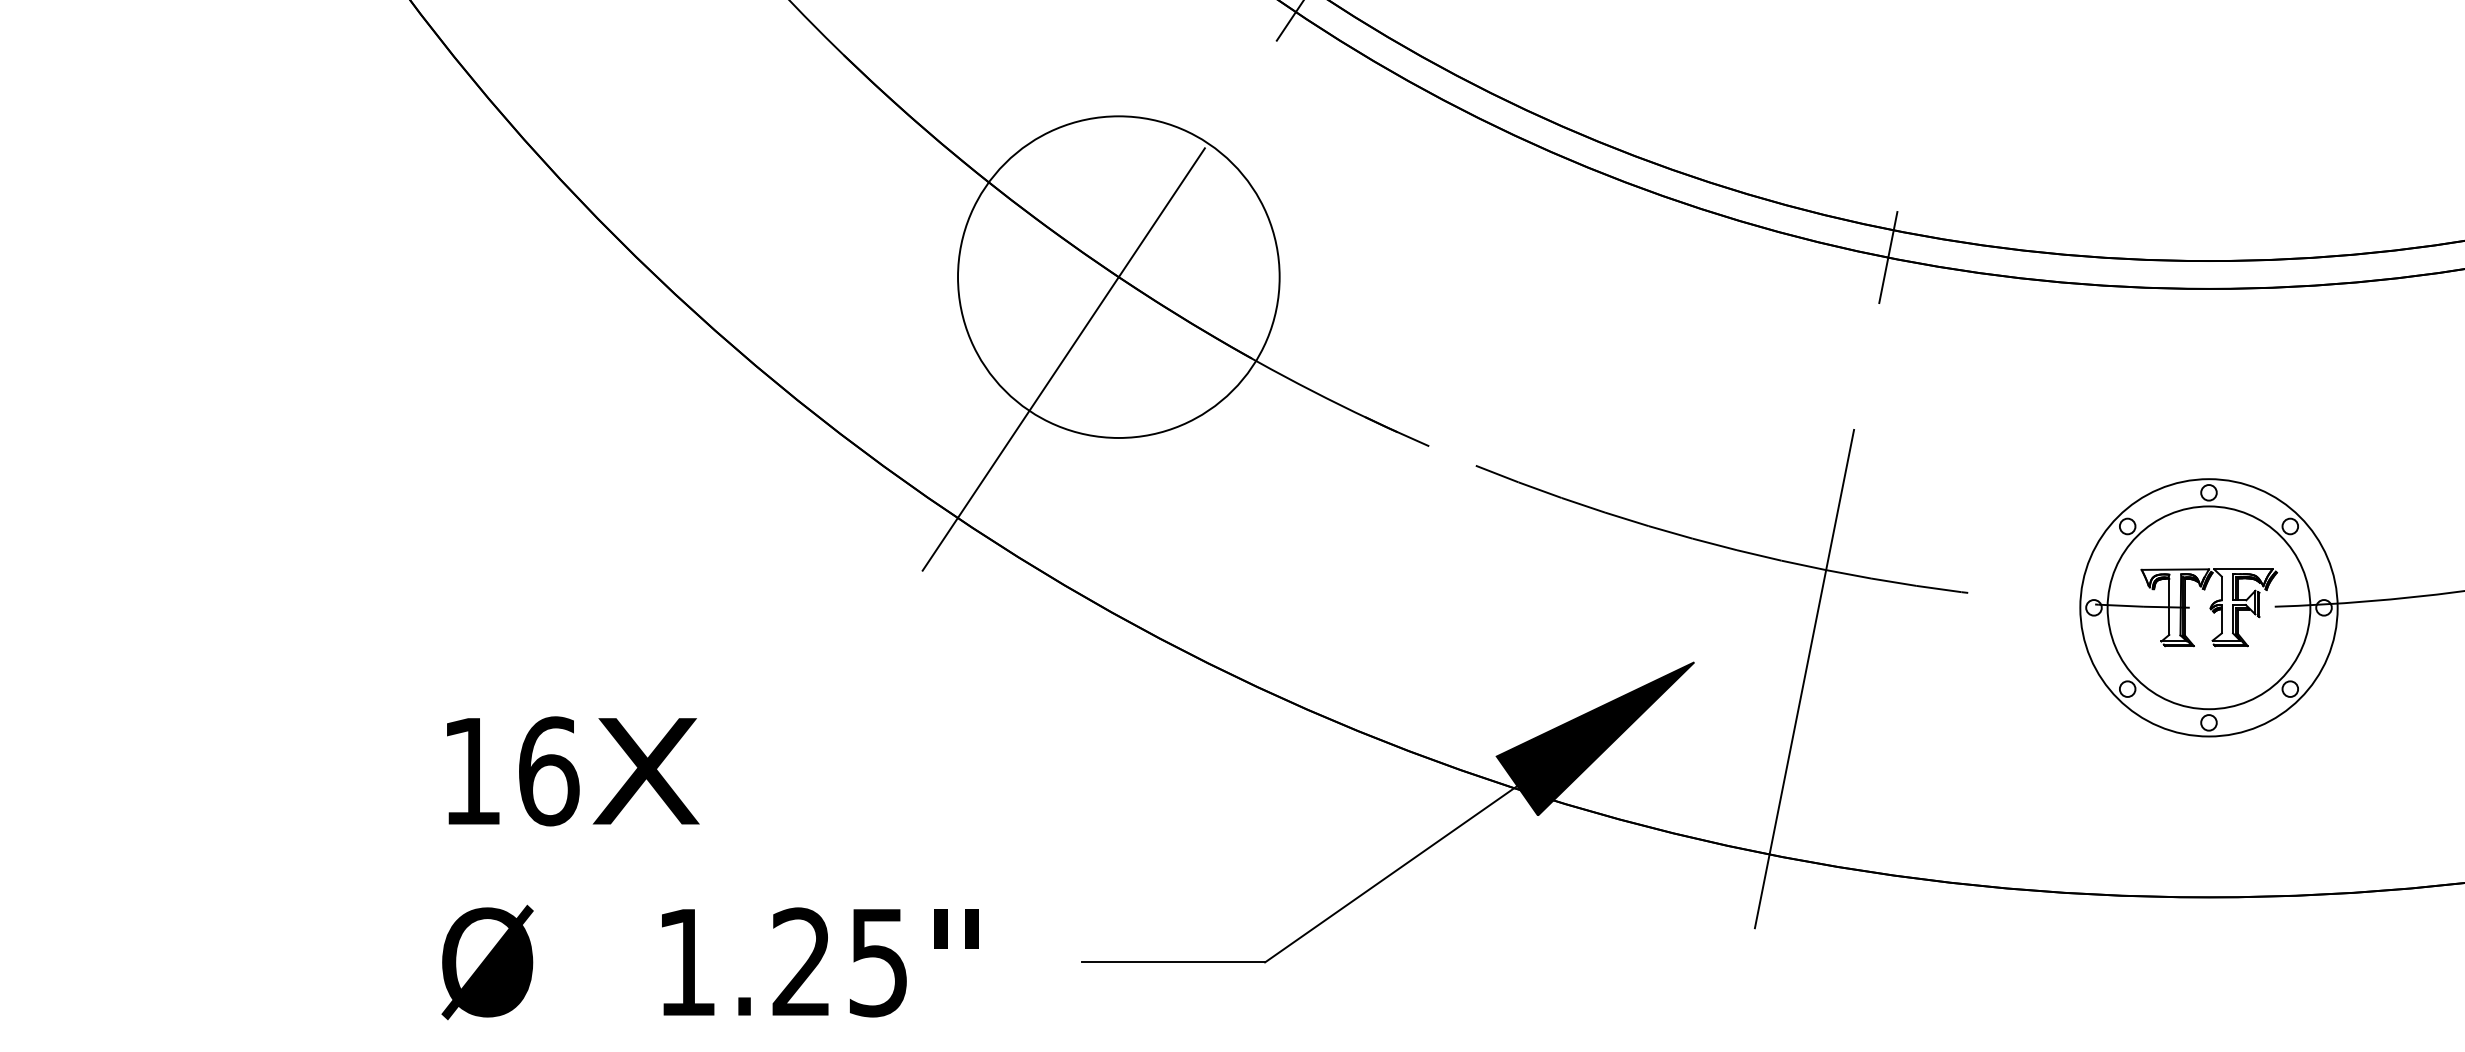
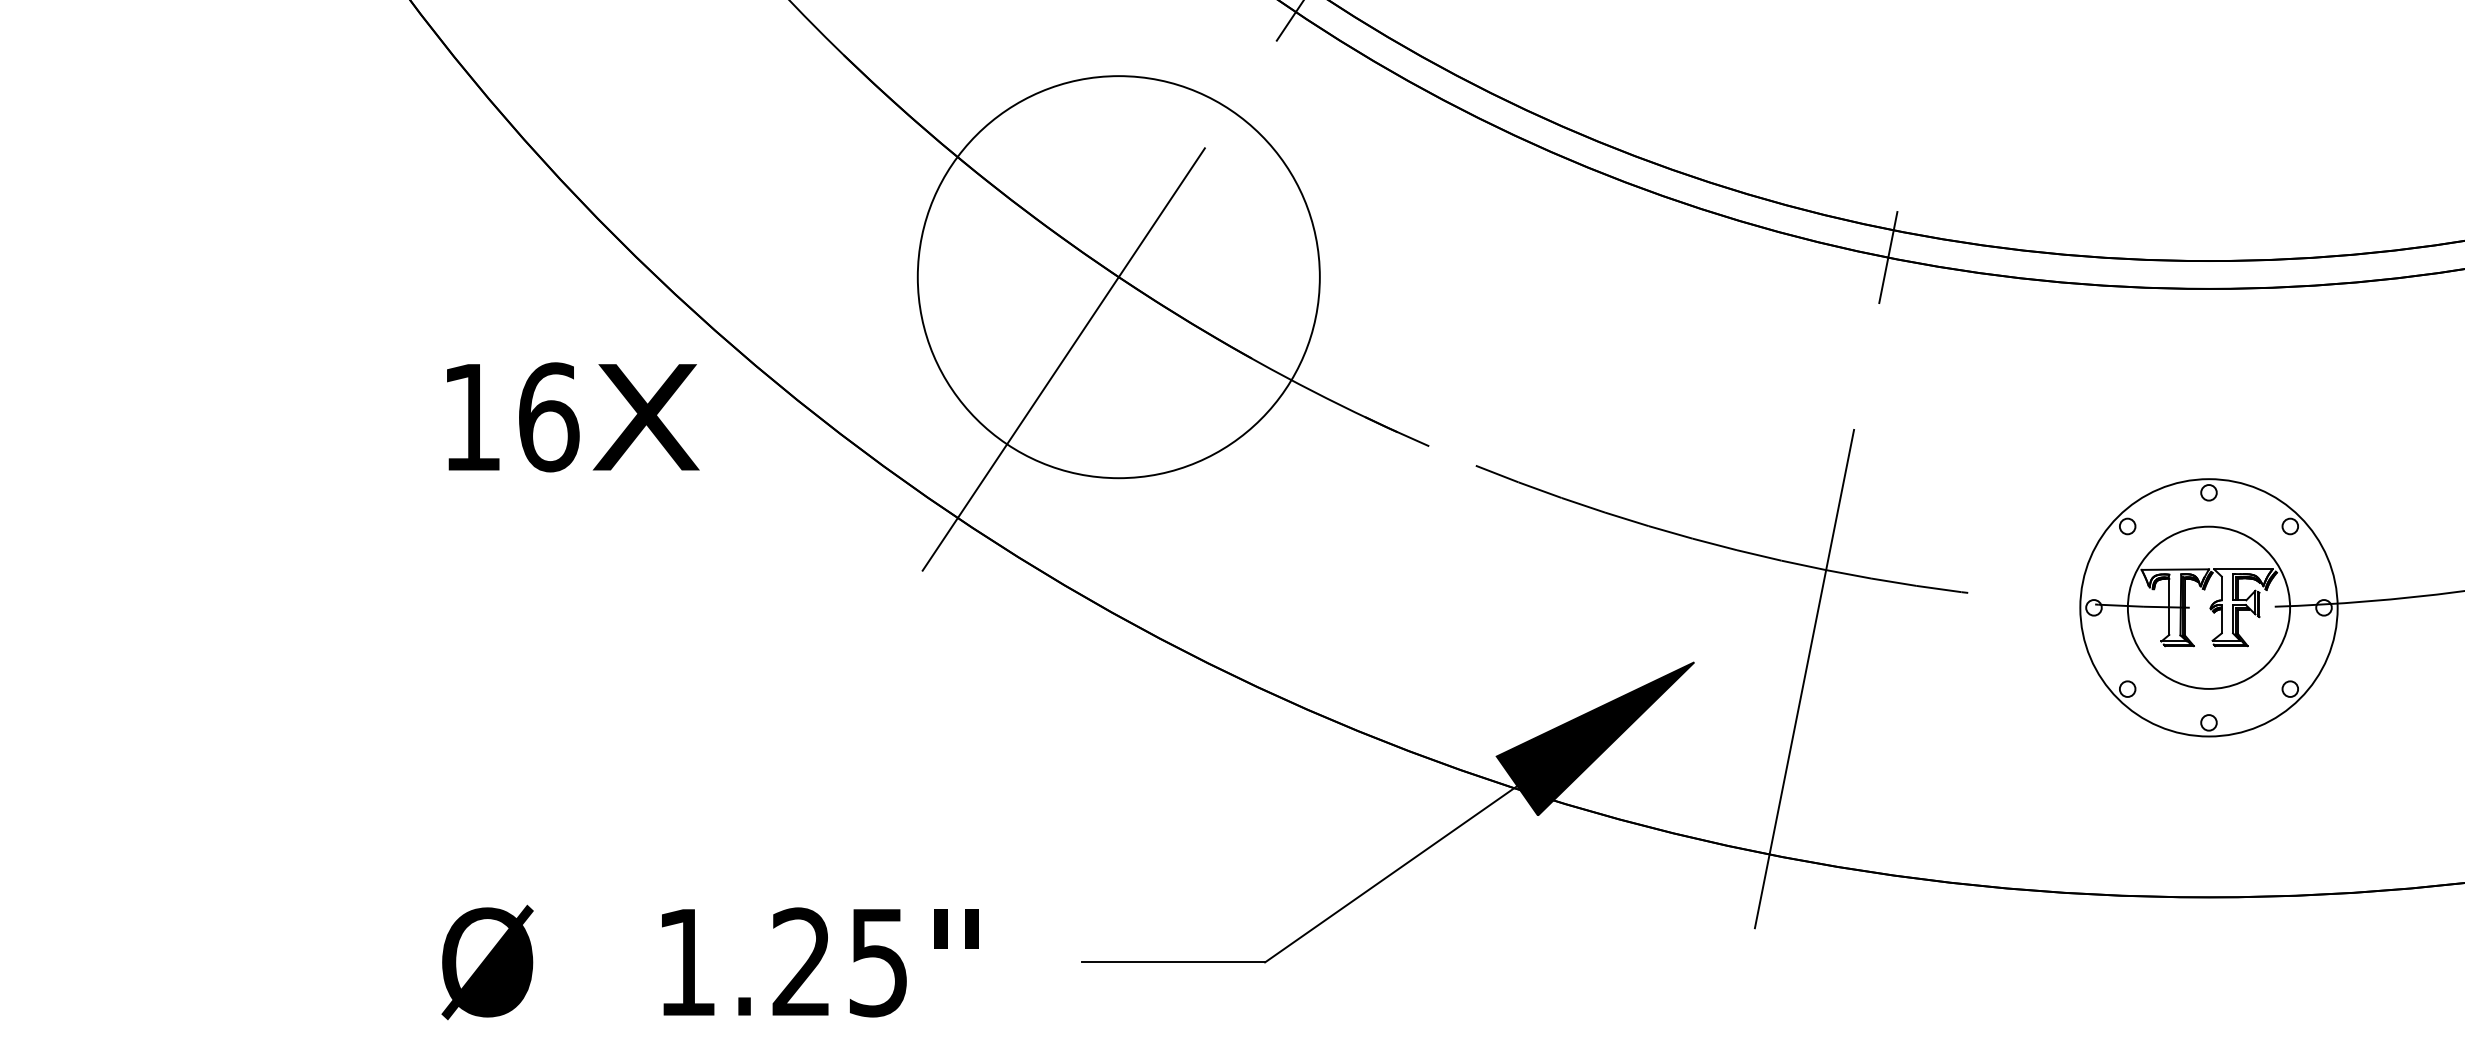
circle diameter: 322 px -> 402 px (1118, 277)
circle diameter: 203 px -> 162 px (2208, 607)
text position: (573, 771) -> (573, 417) (573, 417)
